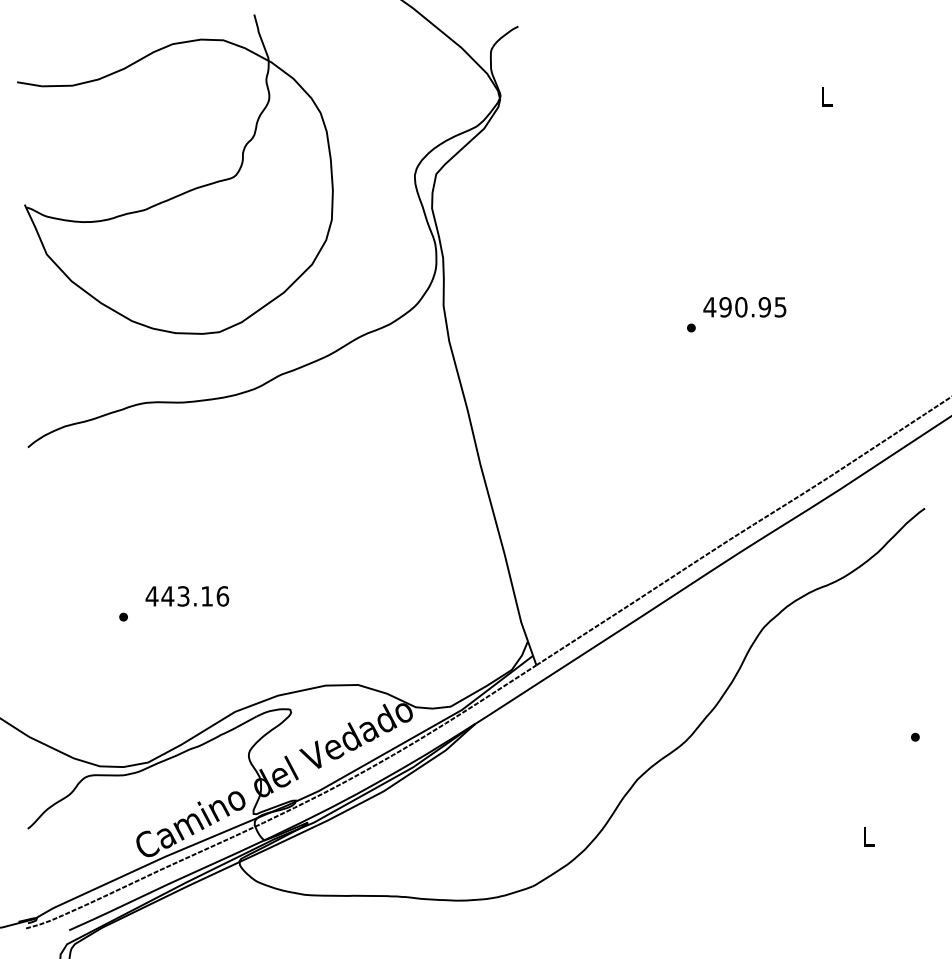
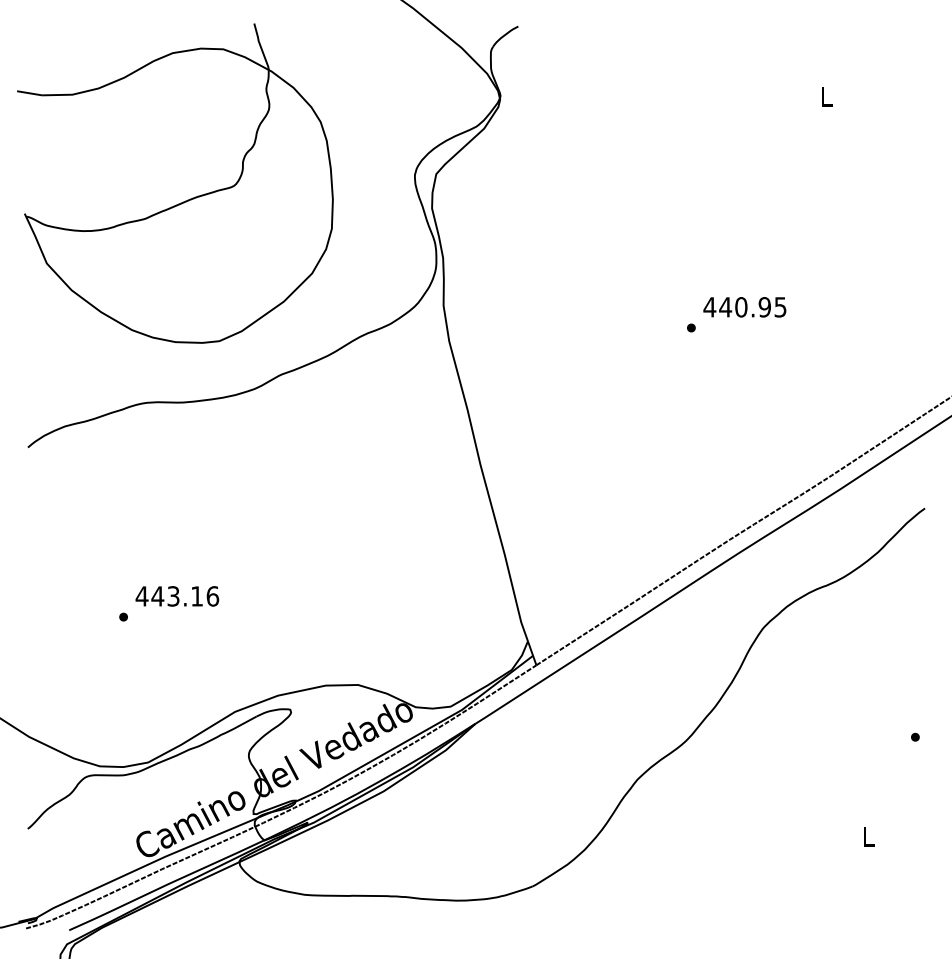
part position: (180, 193) -> (180, 202) (180, 202)
text: 490.95 -> 440.95 (725, 307)
text position: (187, 596) -> (177, 596) (177, 596)
